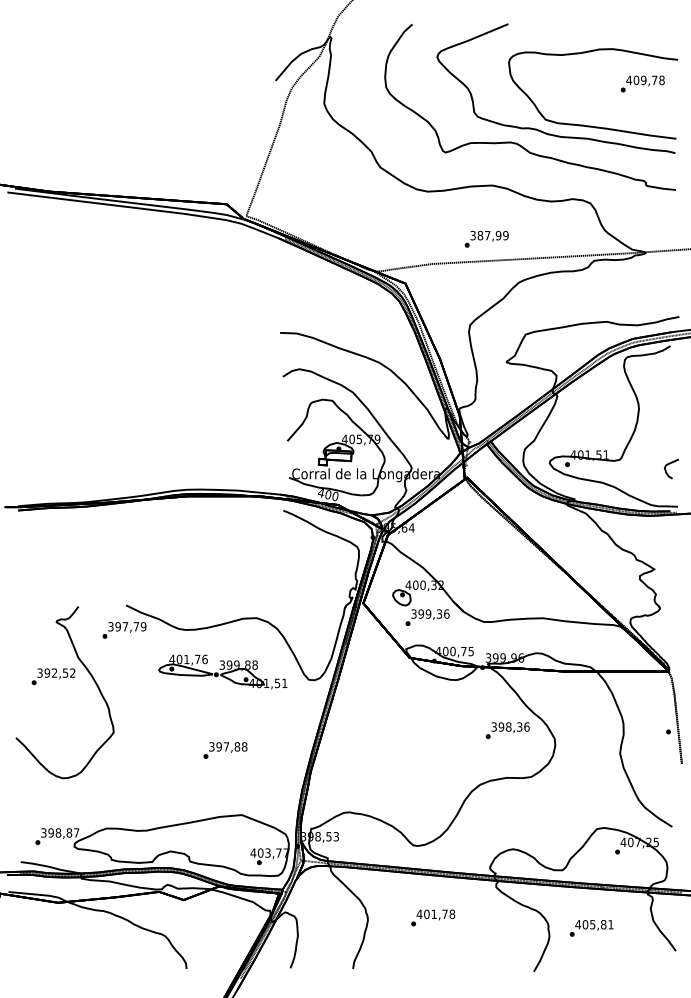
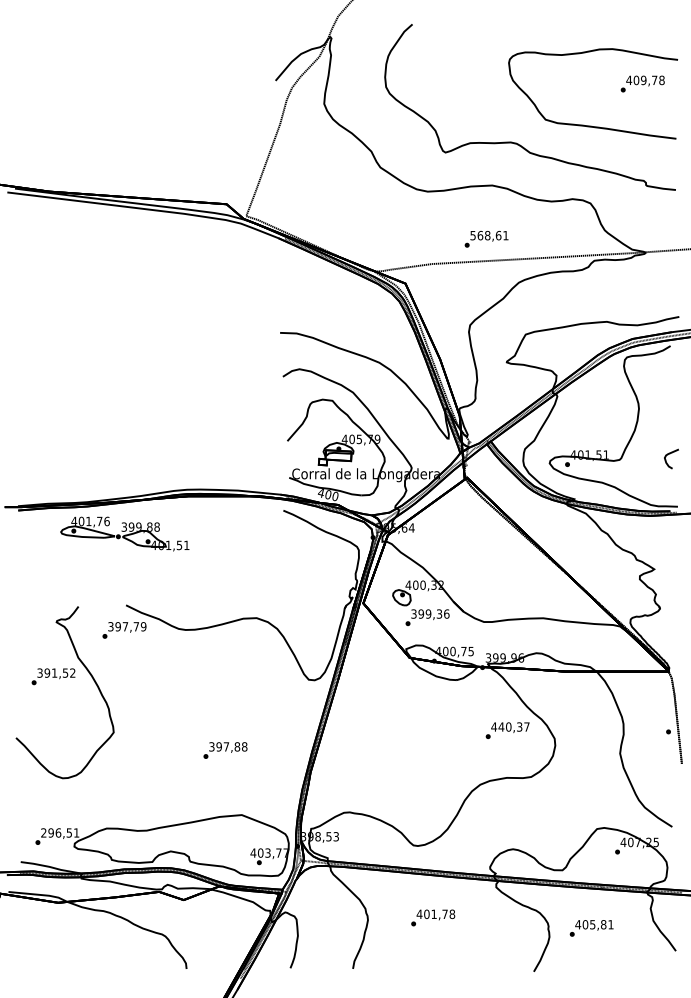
part: present -> none (539, 129)
text: 387,99 -> 568,61 (489, 235)
curve position: (670, 464) -> (670, 454) (670, 454)
part position: (222, 671) -> (124, 533) (124, 533)
text: 392,52 -> 391,52 (54, 672)
text: 398,36 -> 440,37 (510, 726)
text: 398,87 -> 296,51 (60, 832)
